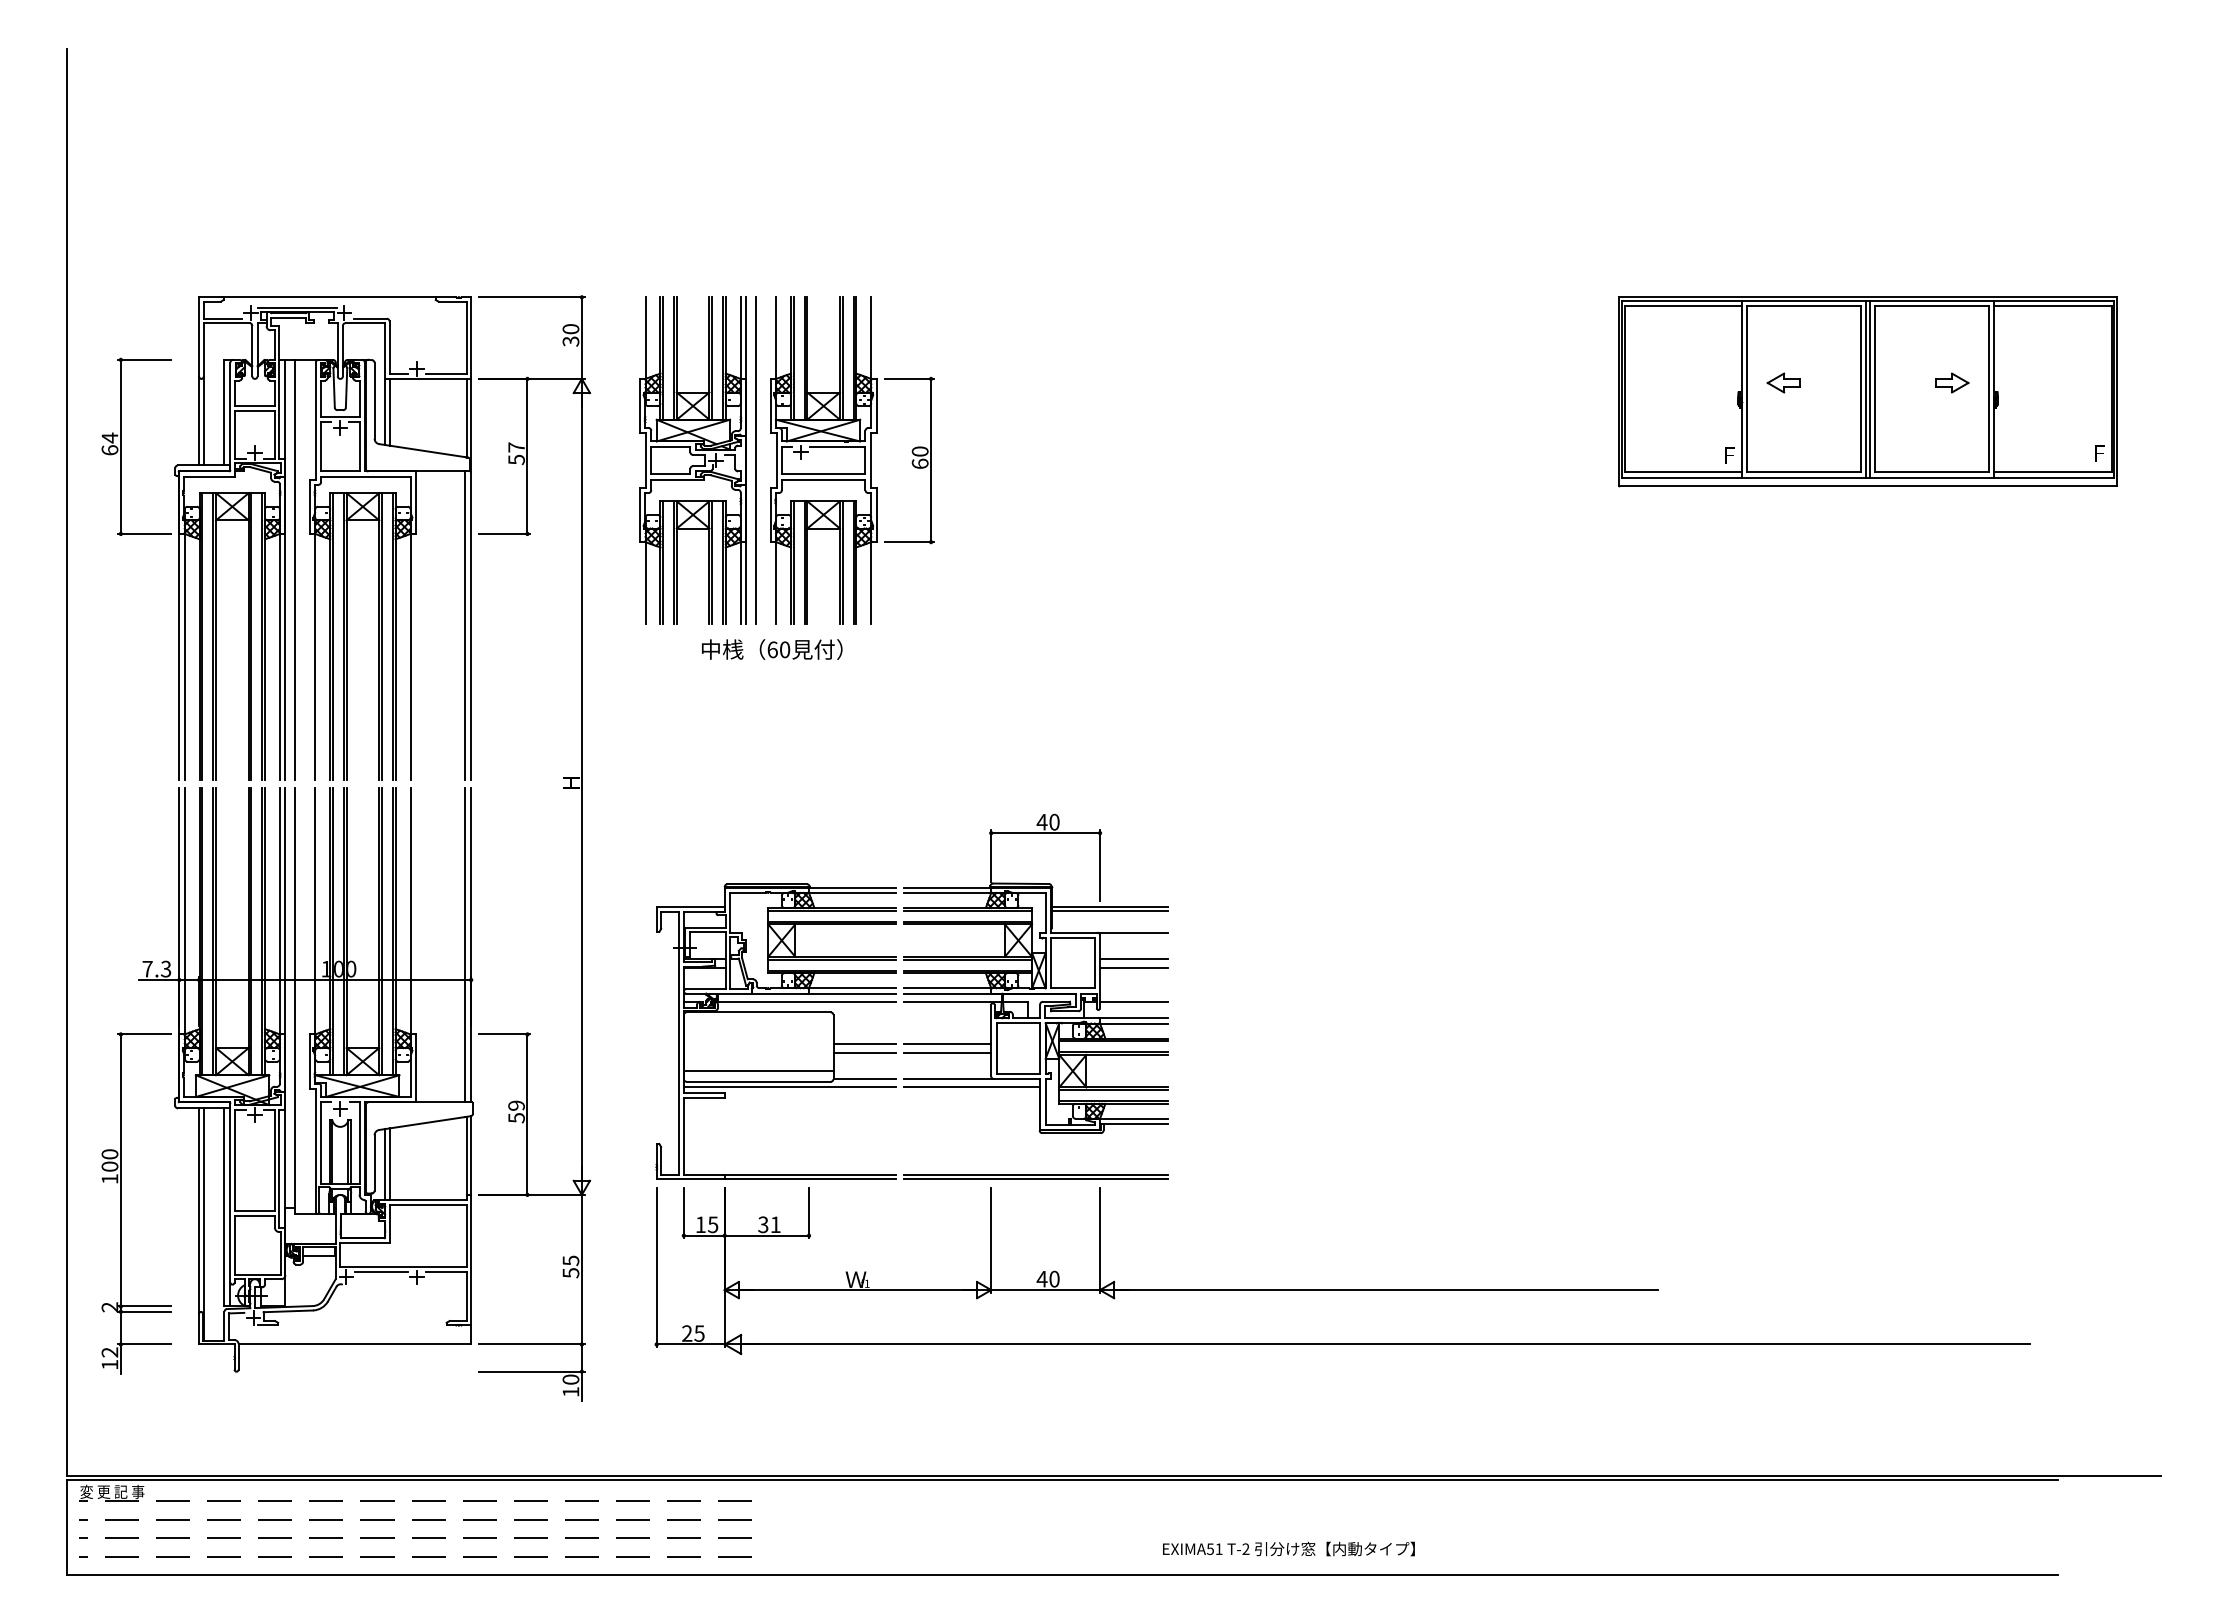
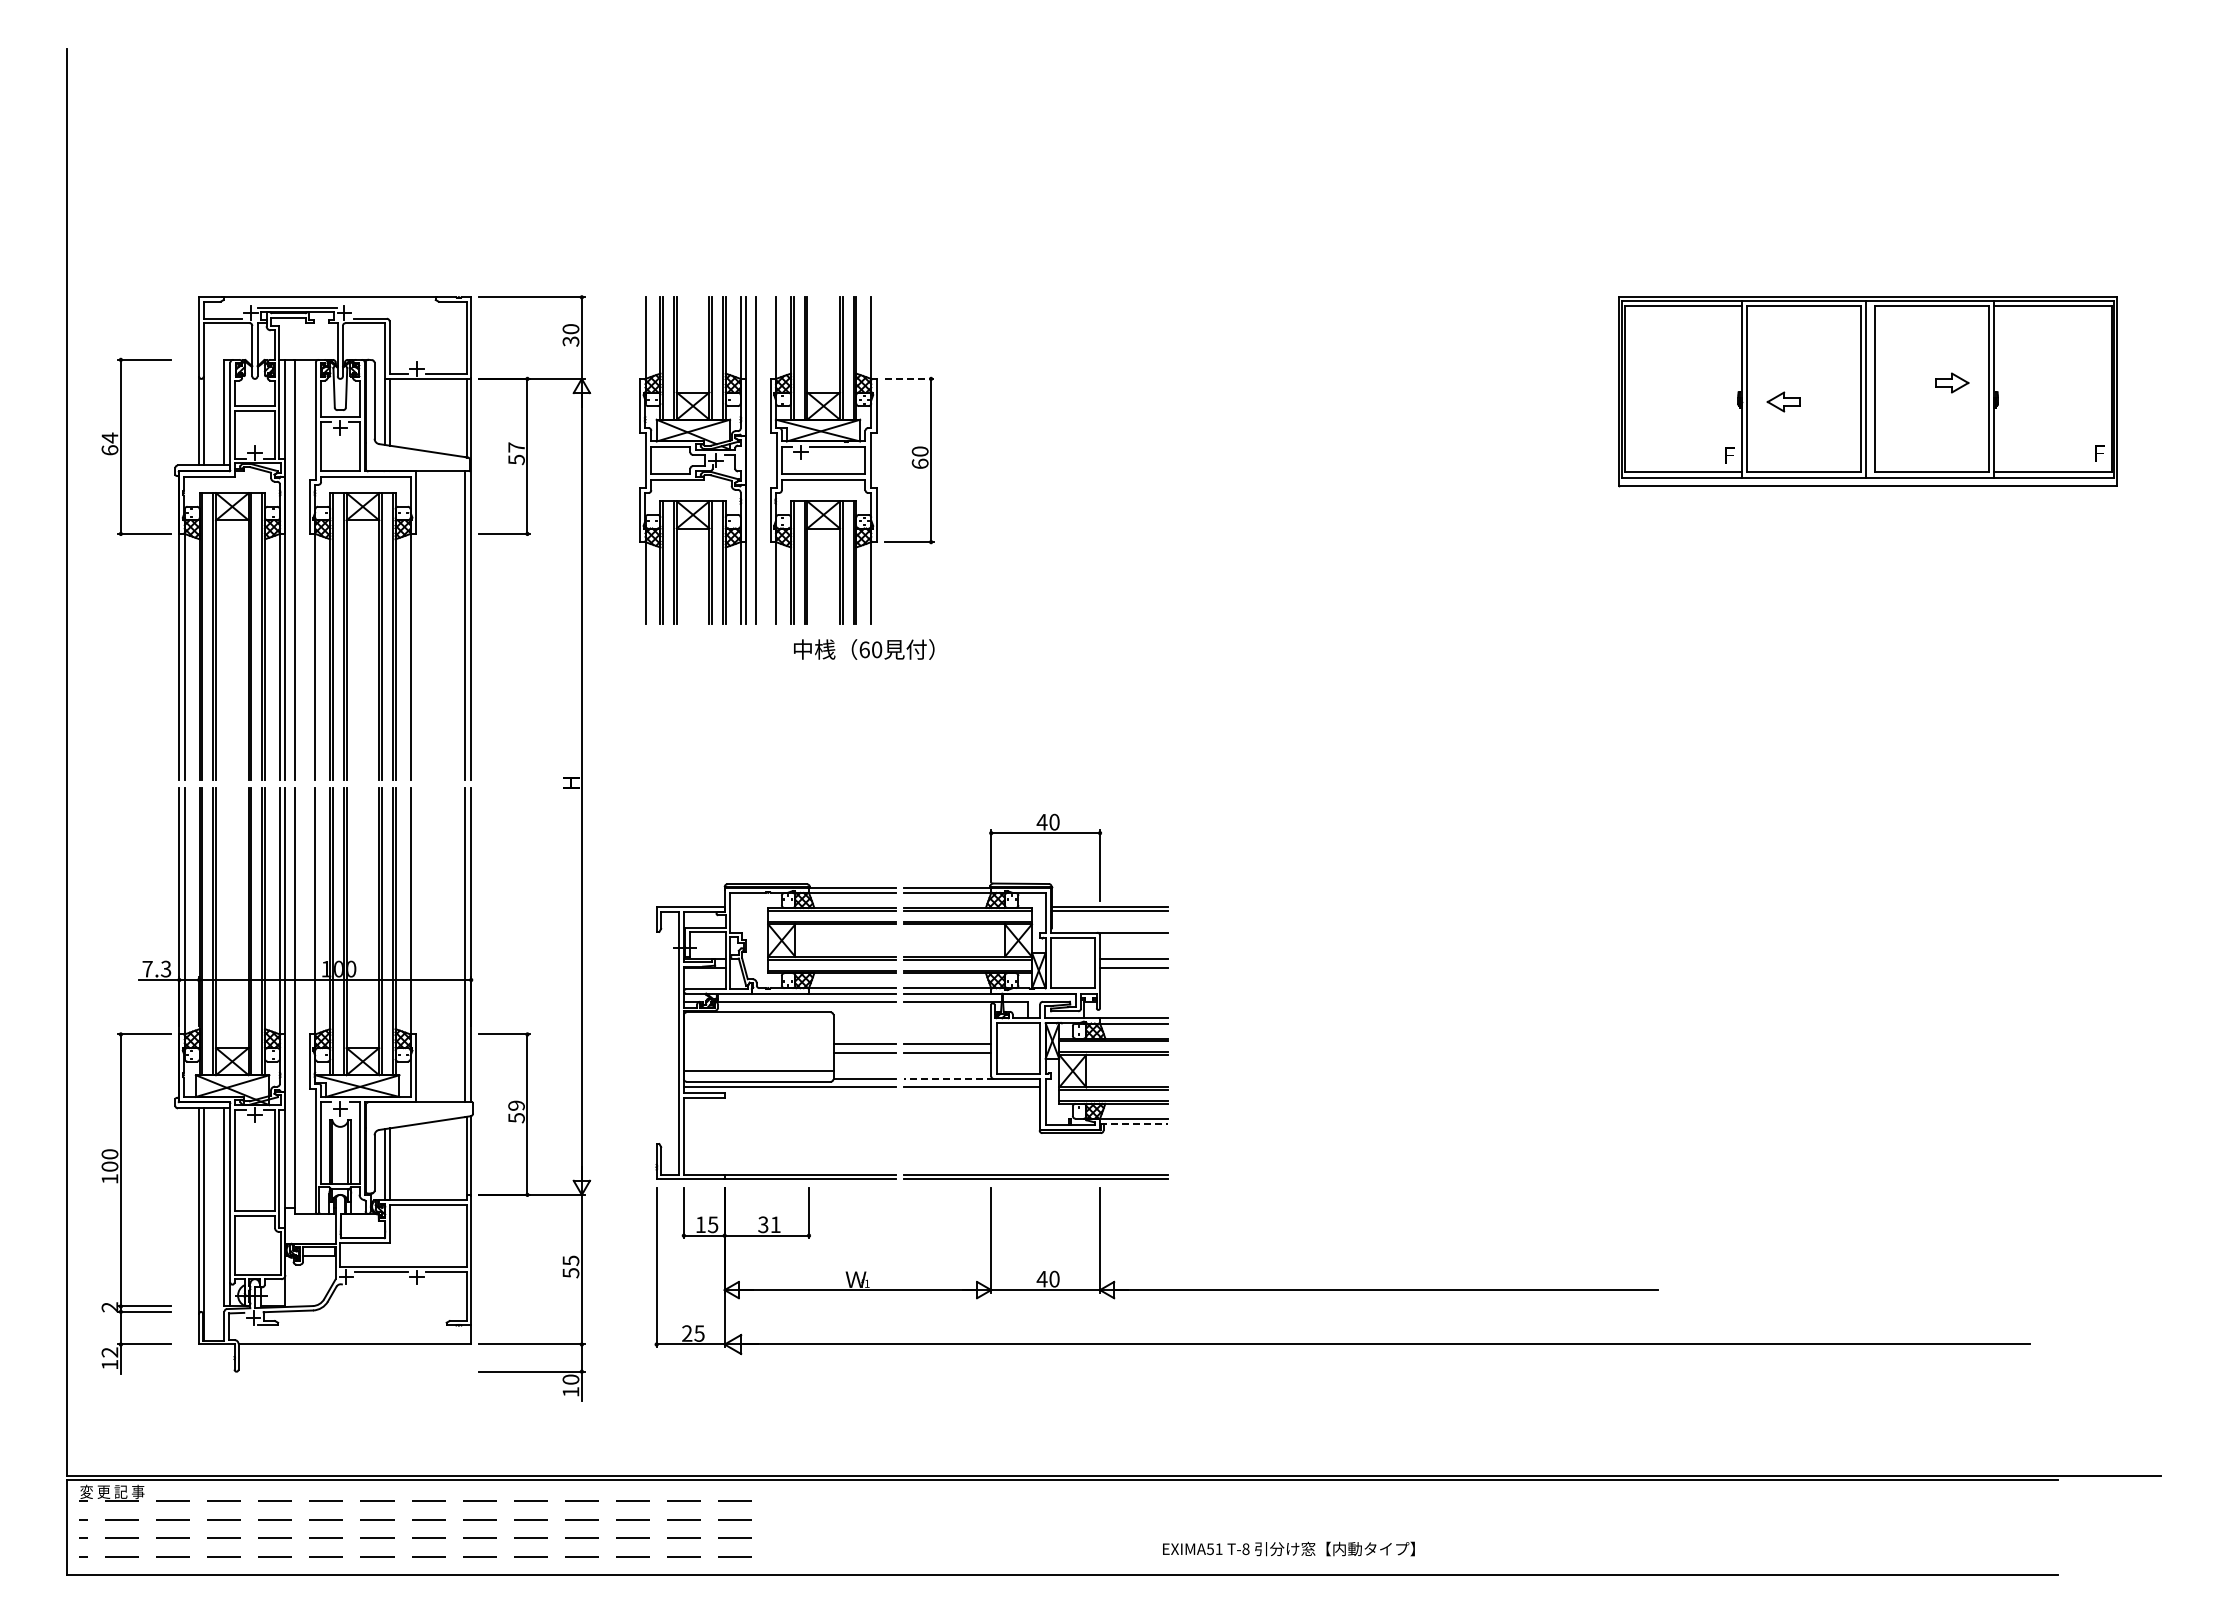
line: solid -> dashed (909, 378)
part position: (1783, 382) -> (1783, 401) (1783, 401)
line: present -> none (1869, 389)
text position: (772, 649) -> (864, 649) (864, 649)
line: present -> none (1134, 1001)
line: solid -> dashed (949, 1079)
line: solid -> dashed (1134, 1124)
text: T-2 -> T-8 (1245, 1549)
